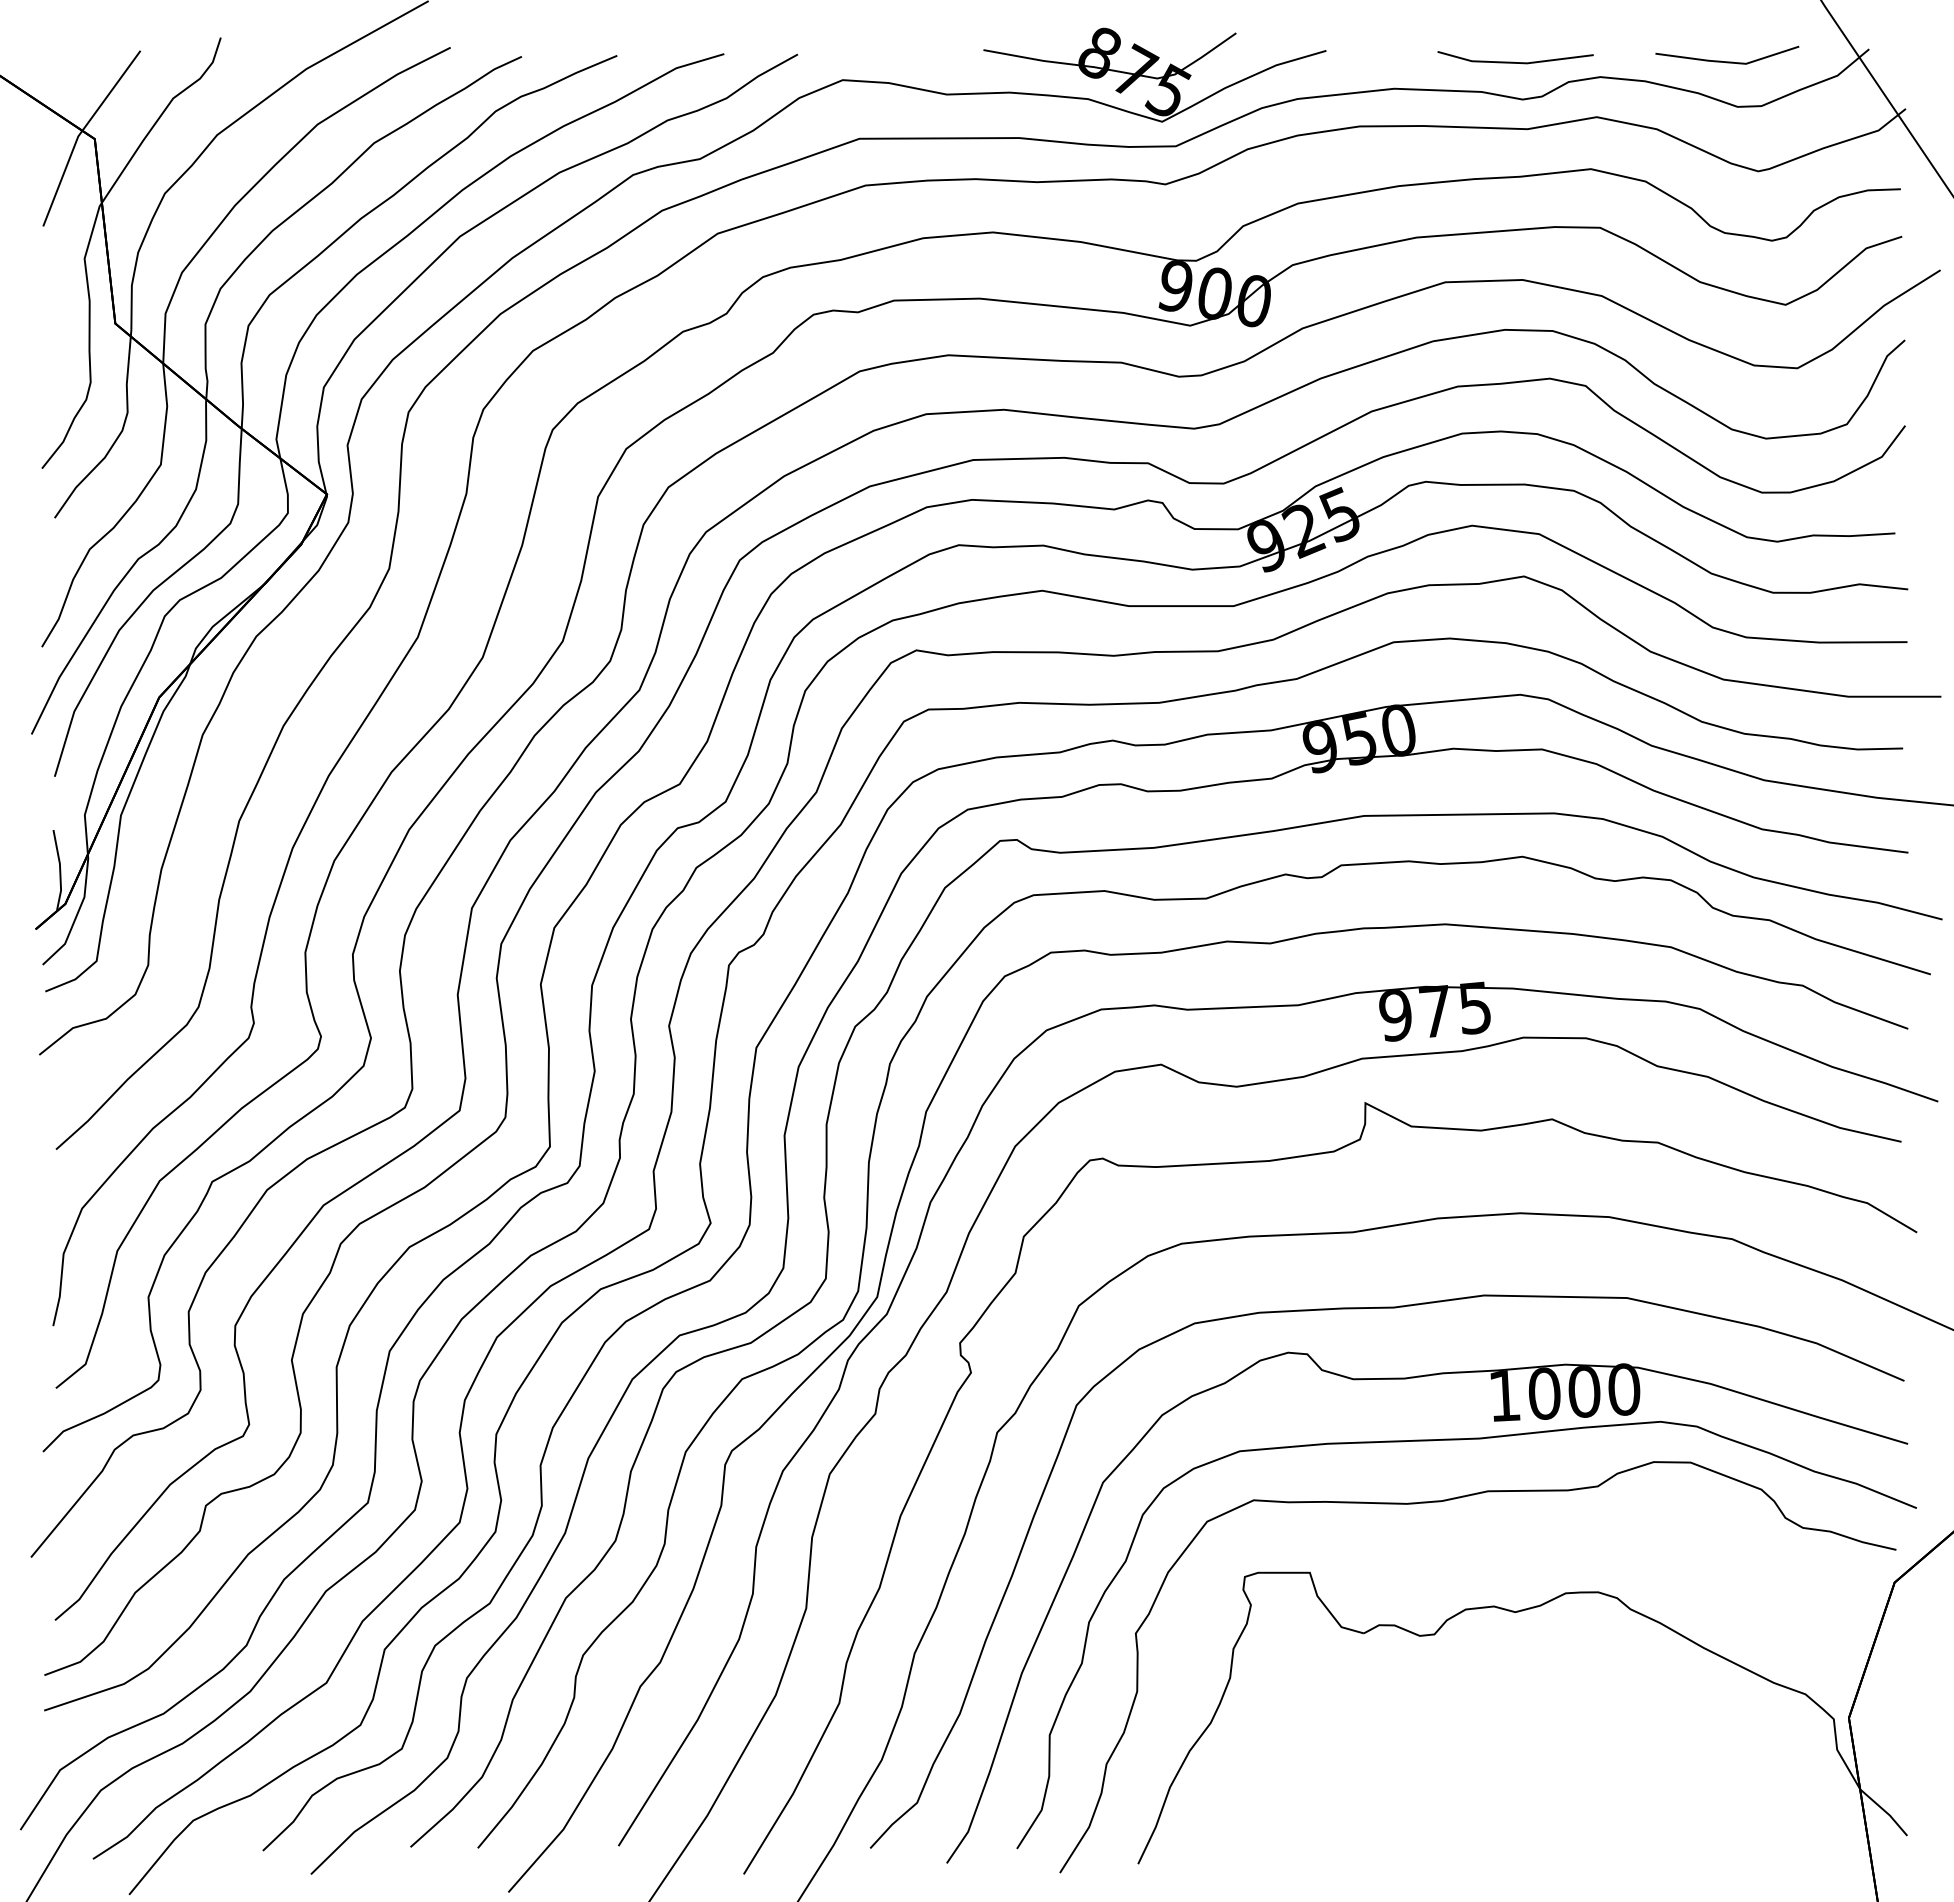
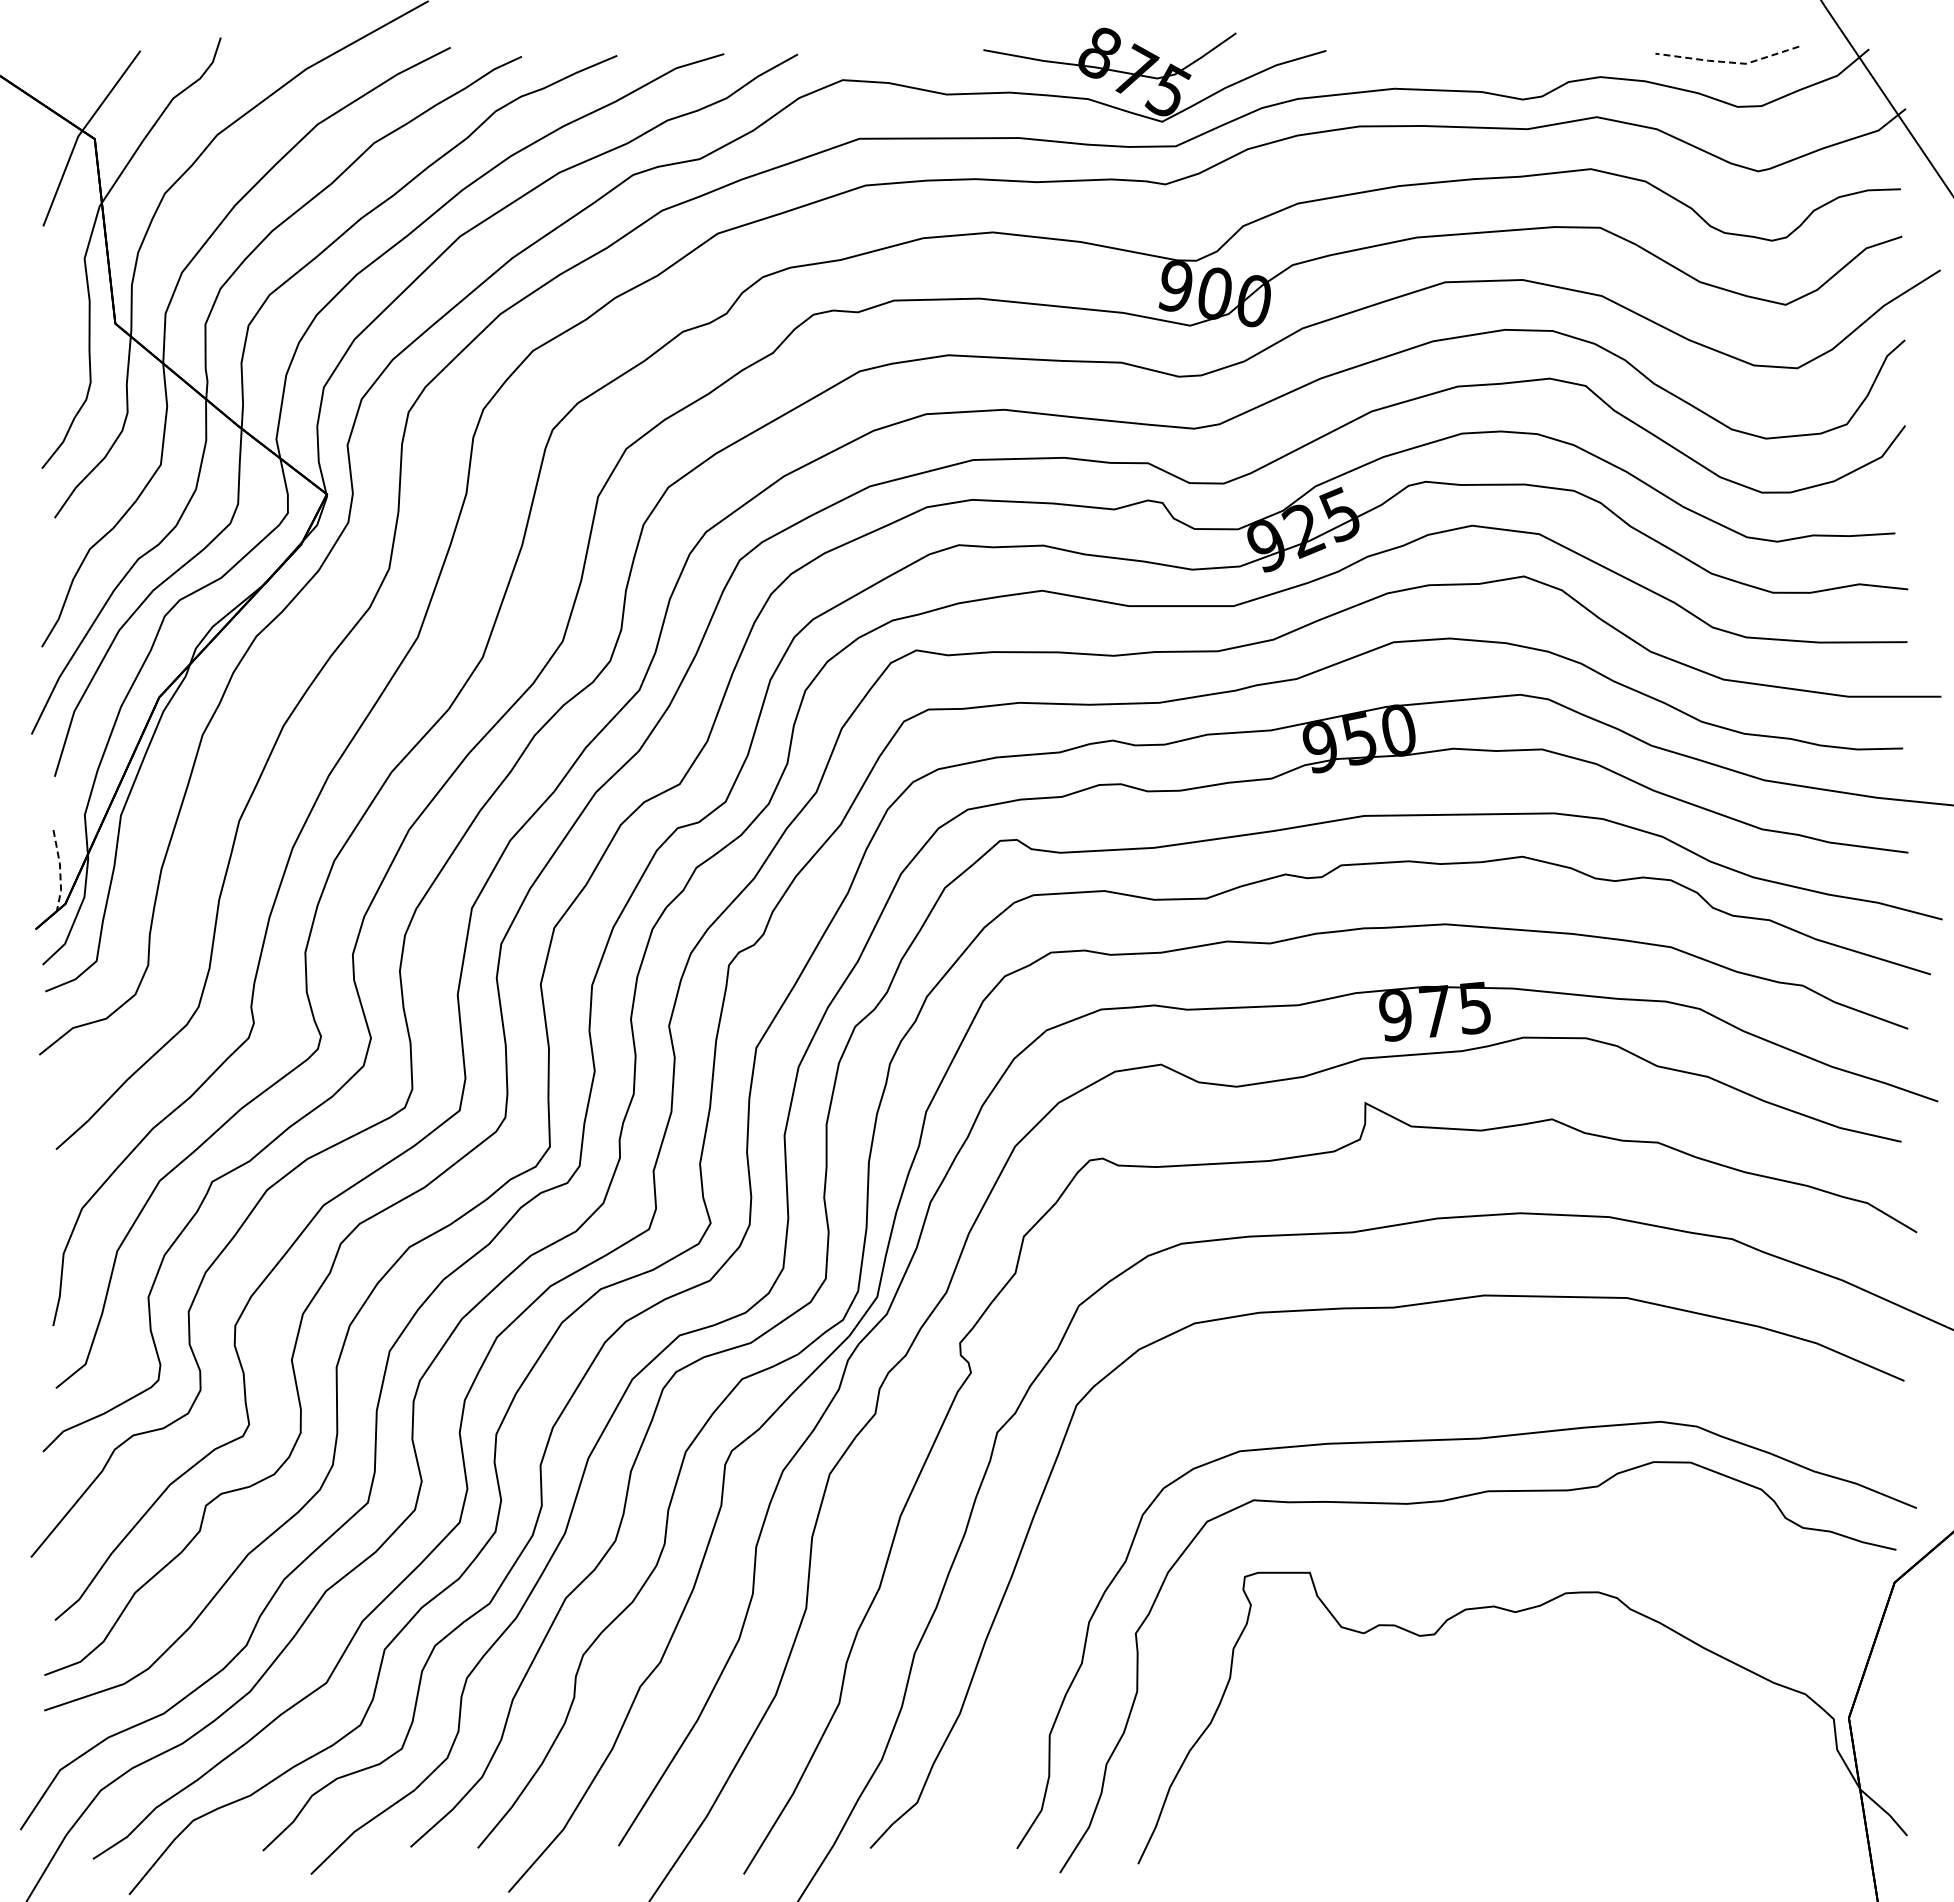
line: present -> none (1513, 61)
line: solid -> dashed (1728, 62)
line: solid -> dashed (60, 870)
part: present -> none (1494, 1421)
